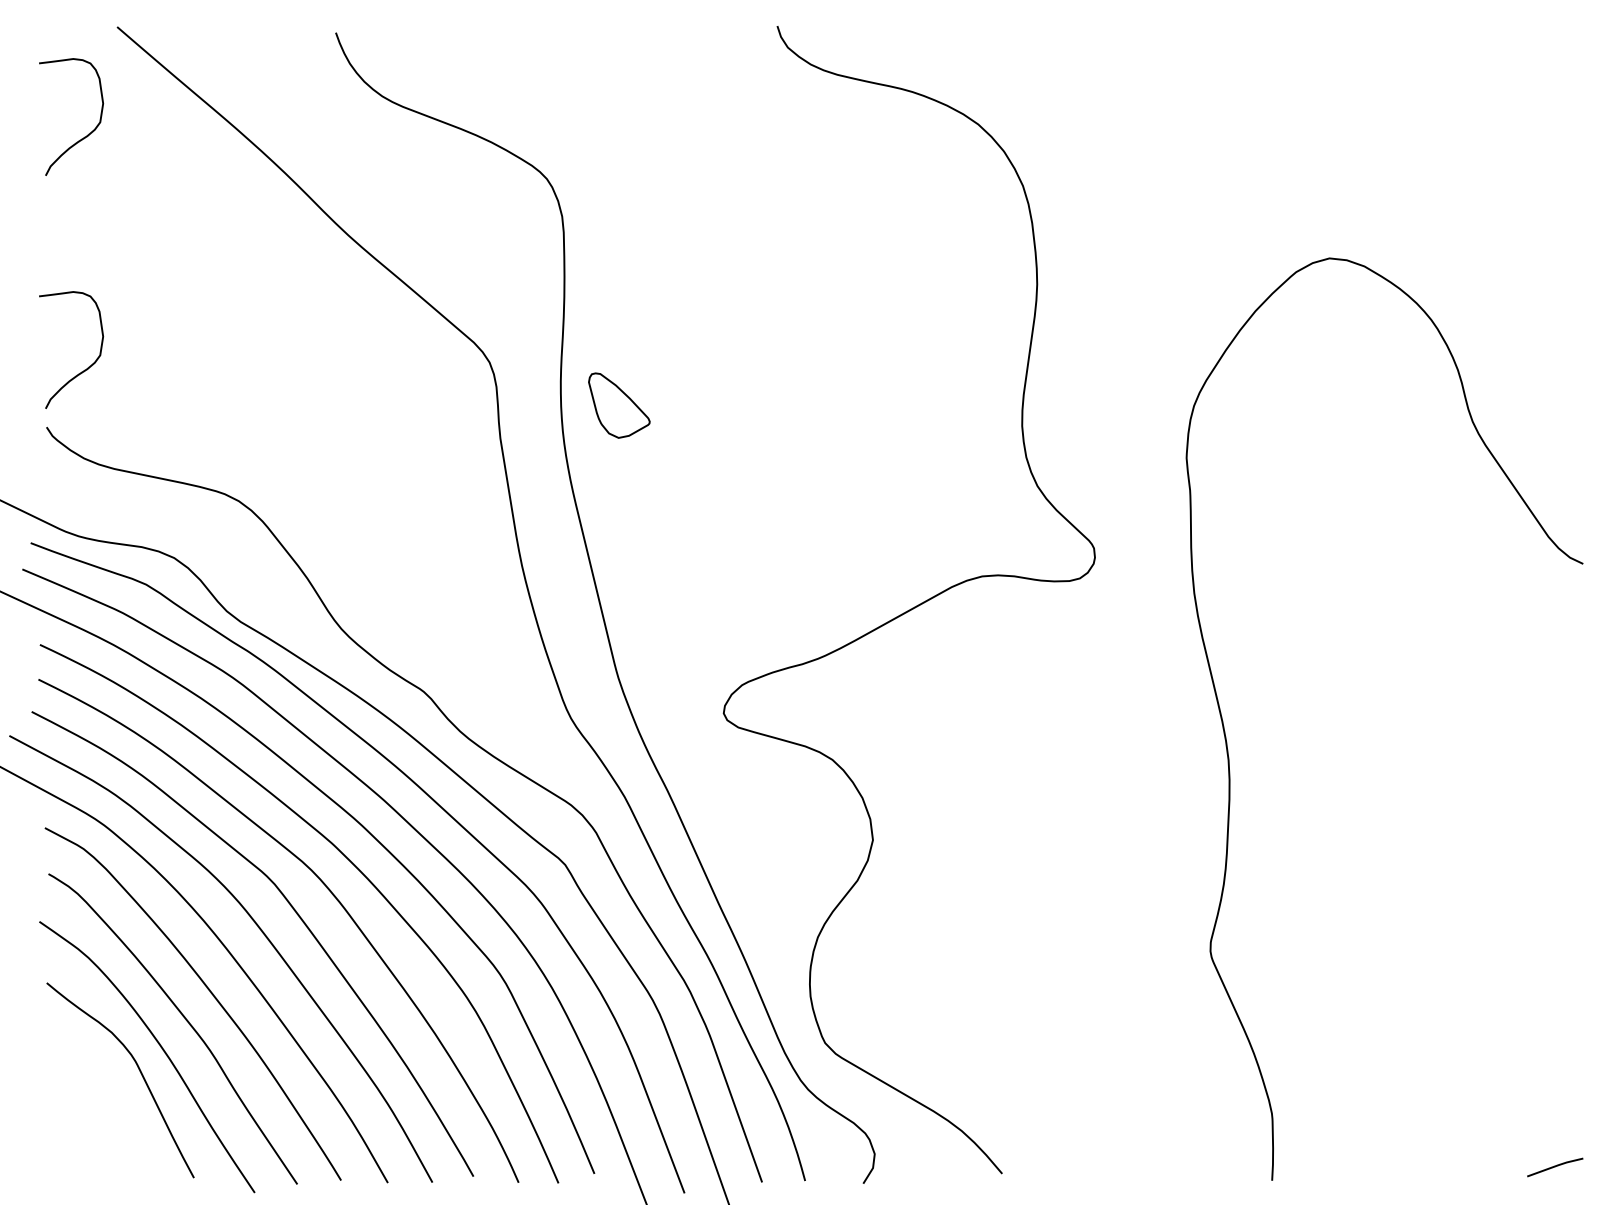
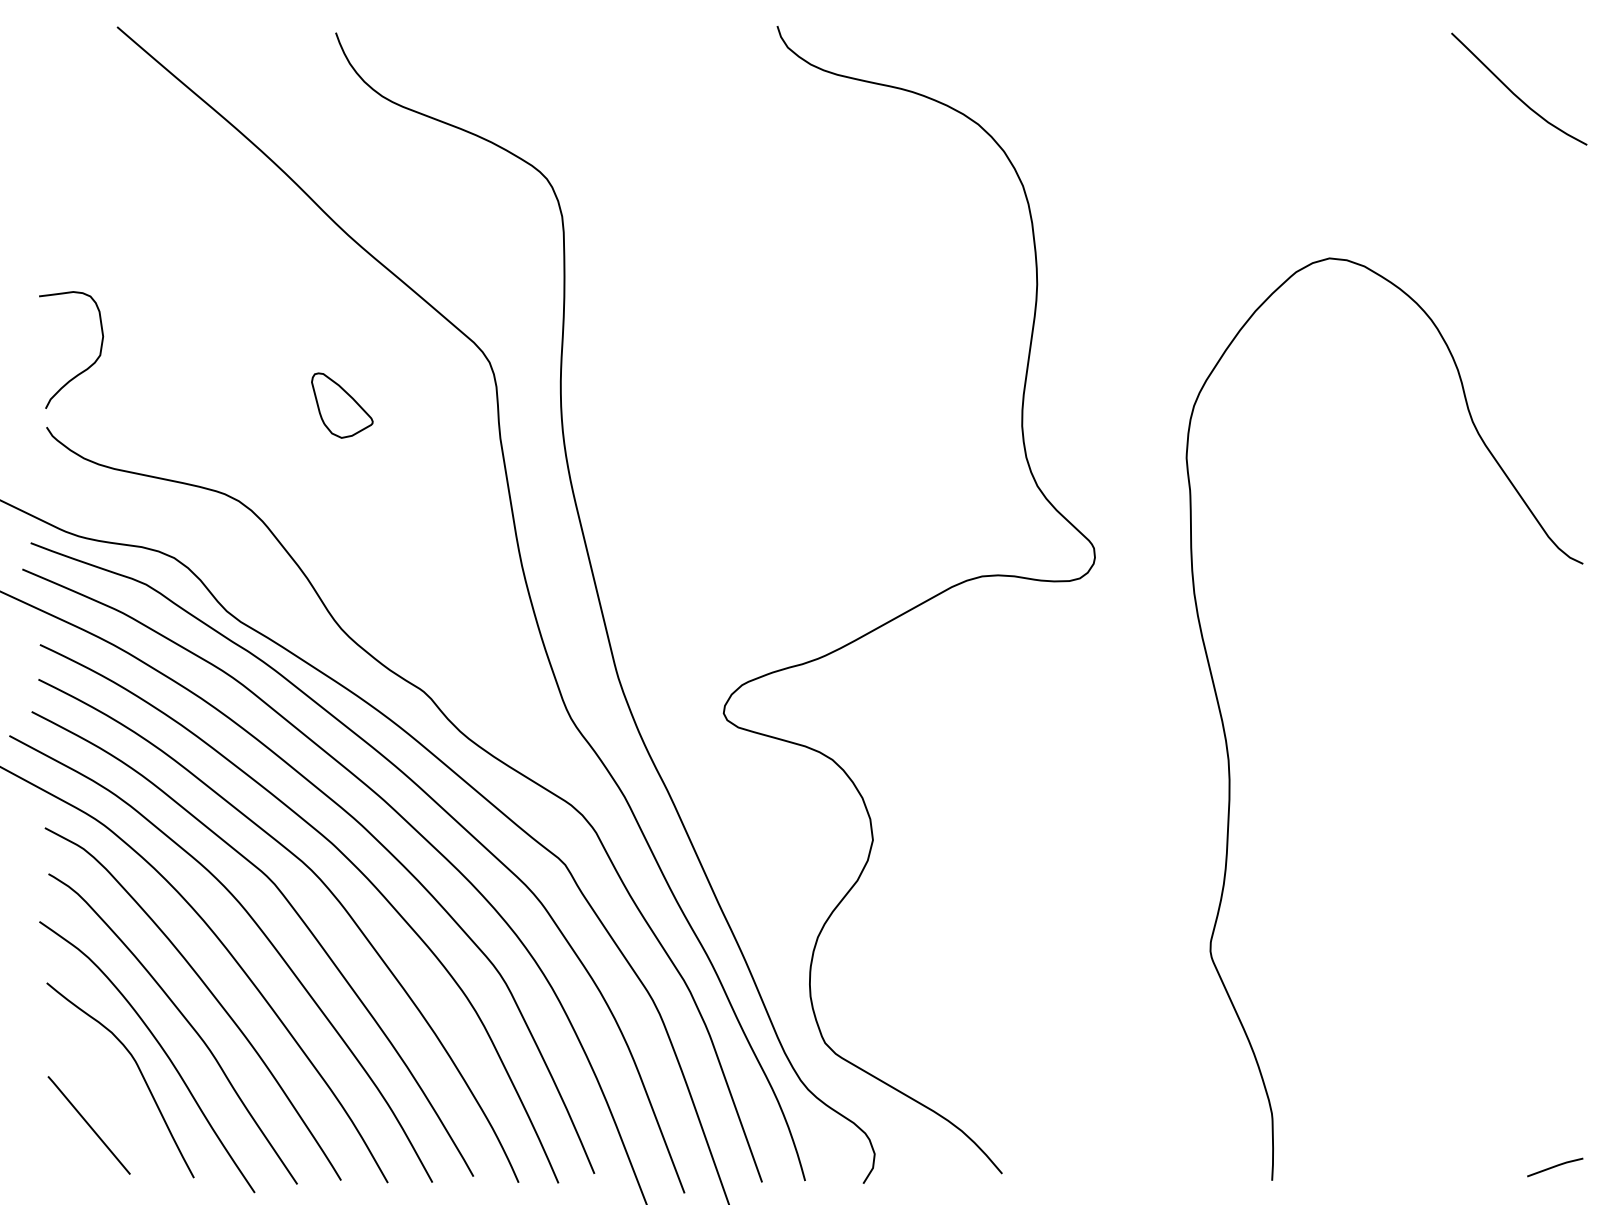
curve: none -> present (1514, 93)
curve: present -> none (84, 136)
part position: (619, 405) -> (342, 405) (342, 405)
line: none -> present (88, 1125)
